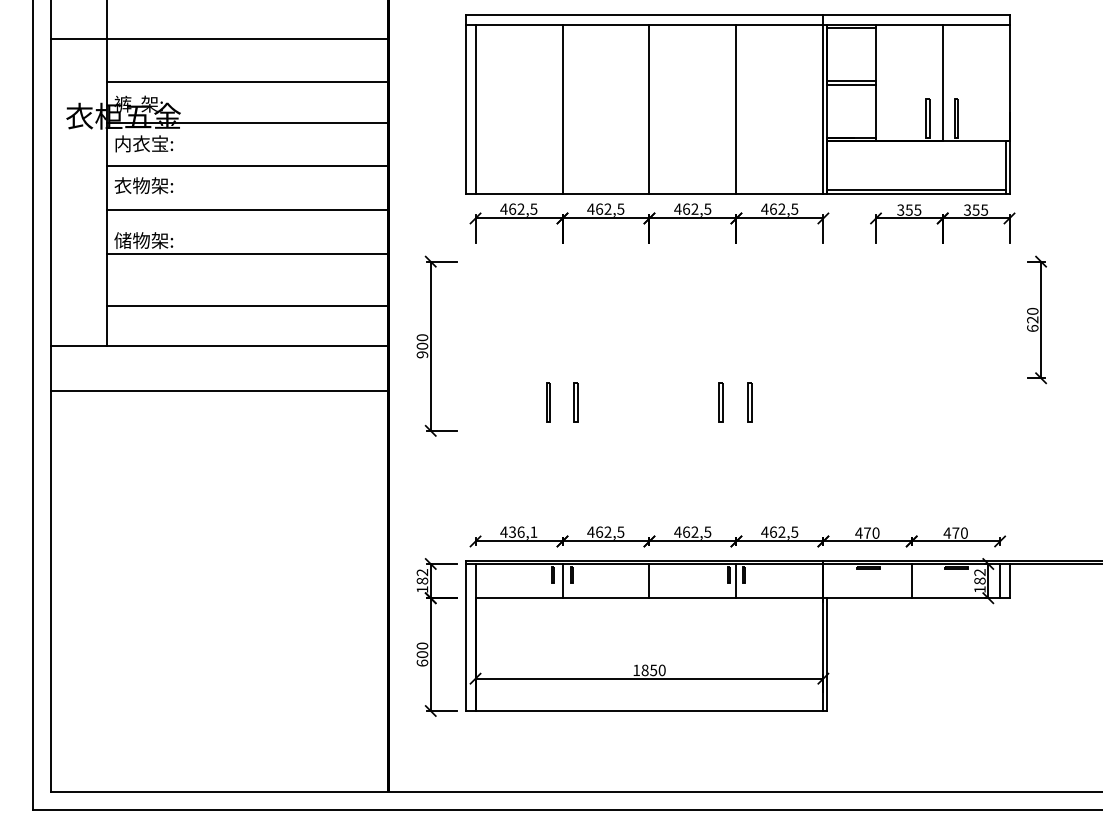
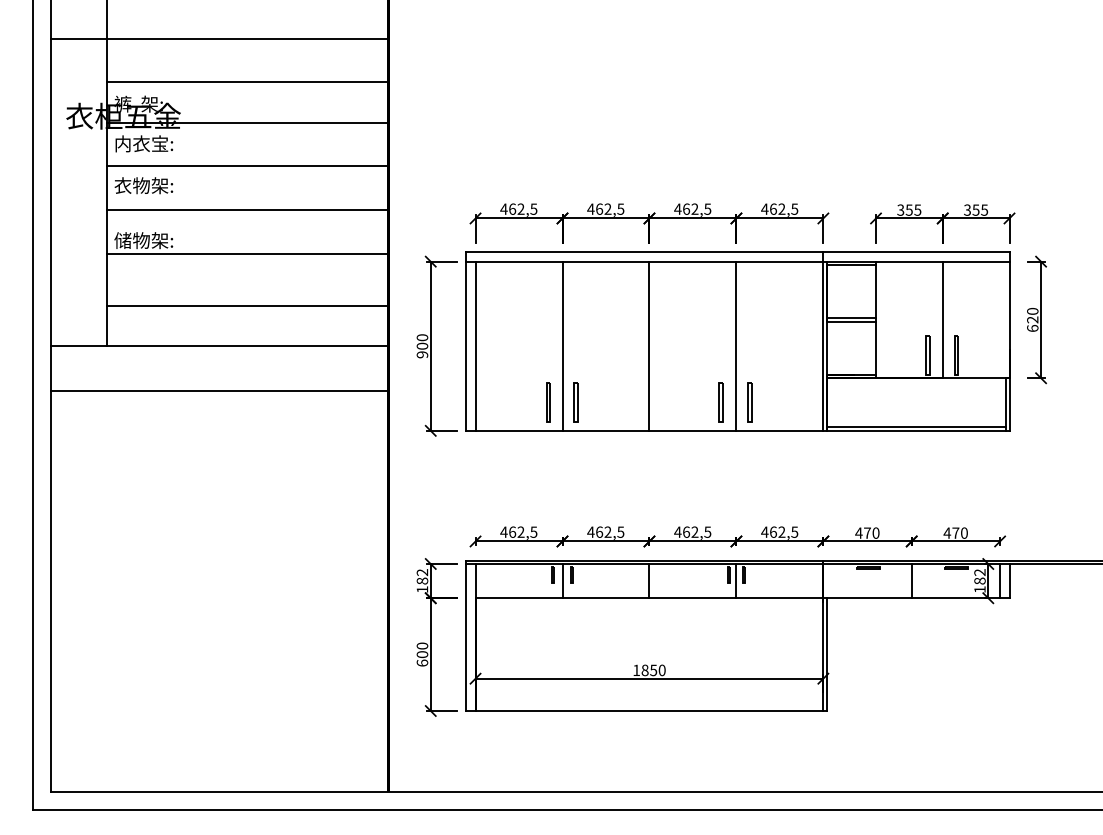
part position: (737, 104) -> (737, 341) (737, 341)
text: 436,1 -> 462,5 (523, 531)
